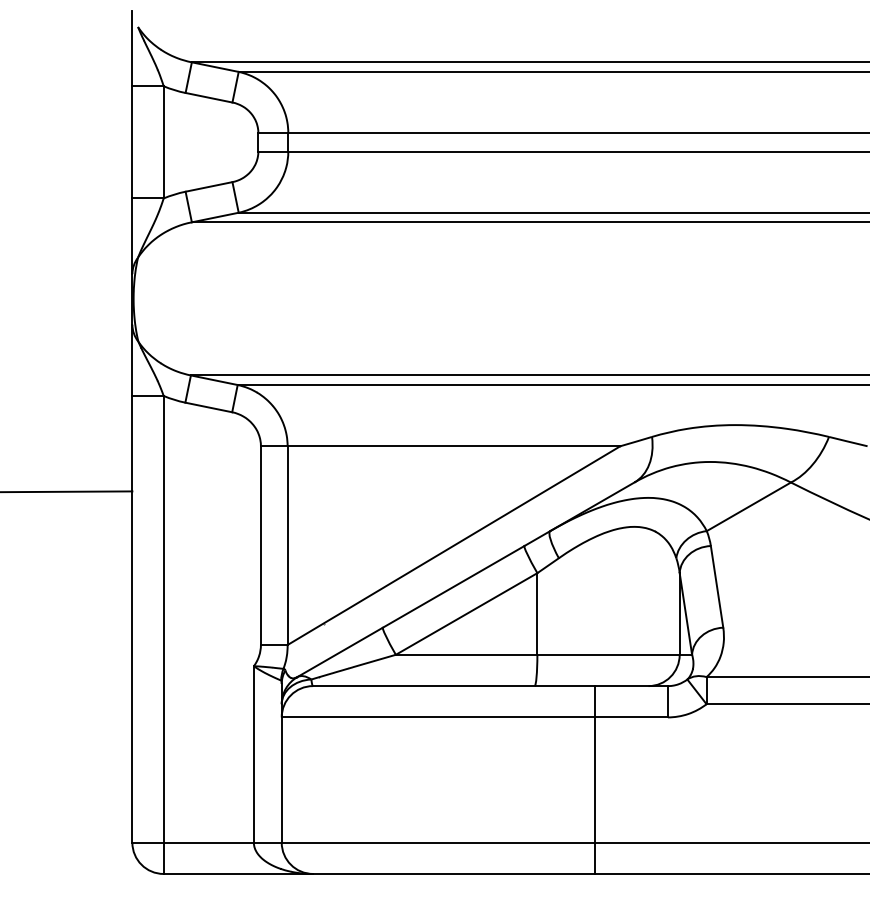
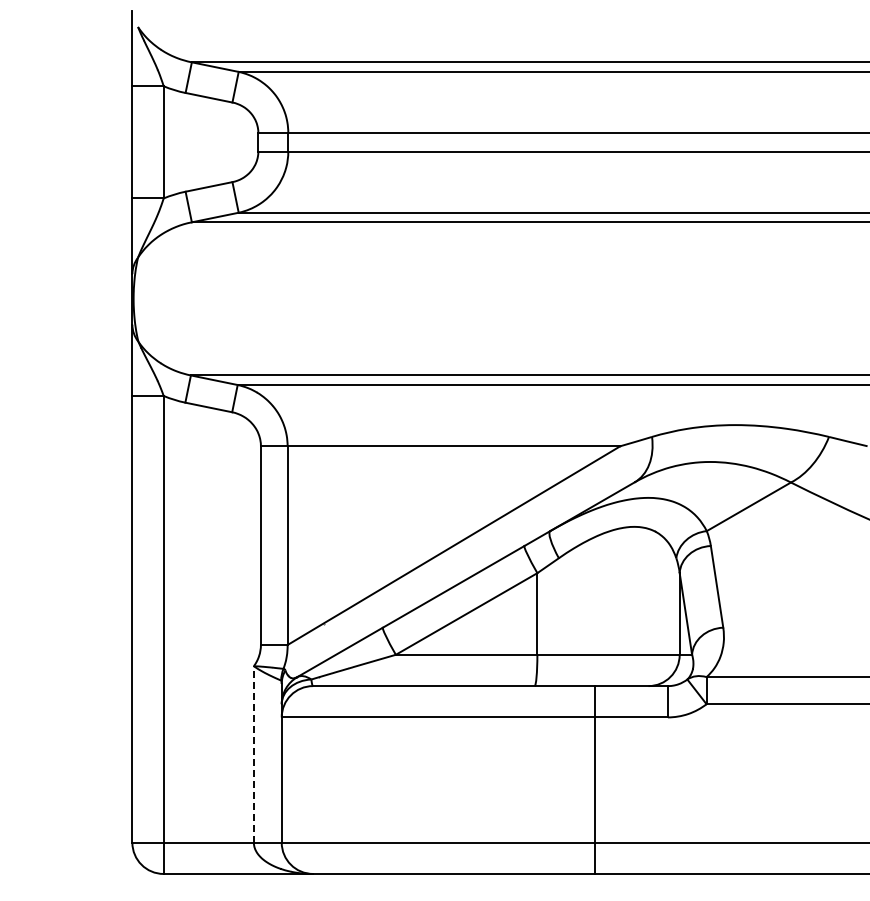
line: present -> none (67, 491)
line: solid -> dashed (253, 753)
